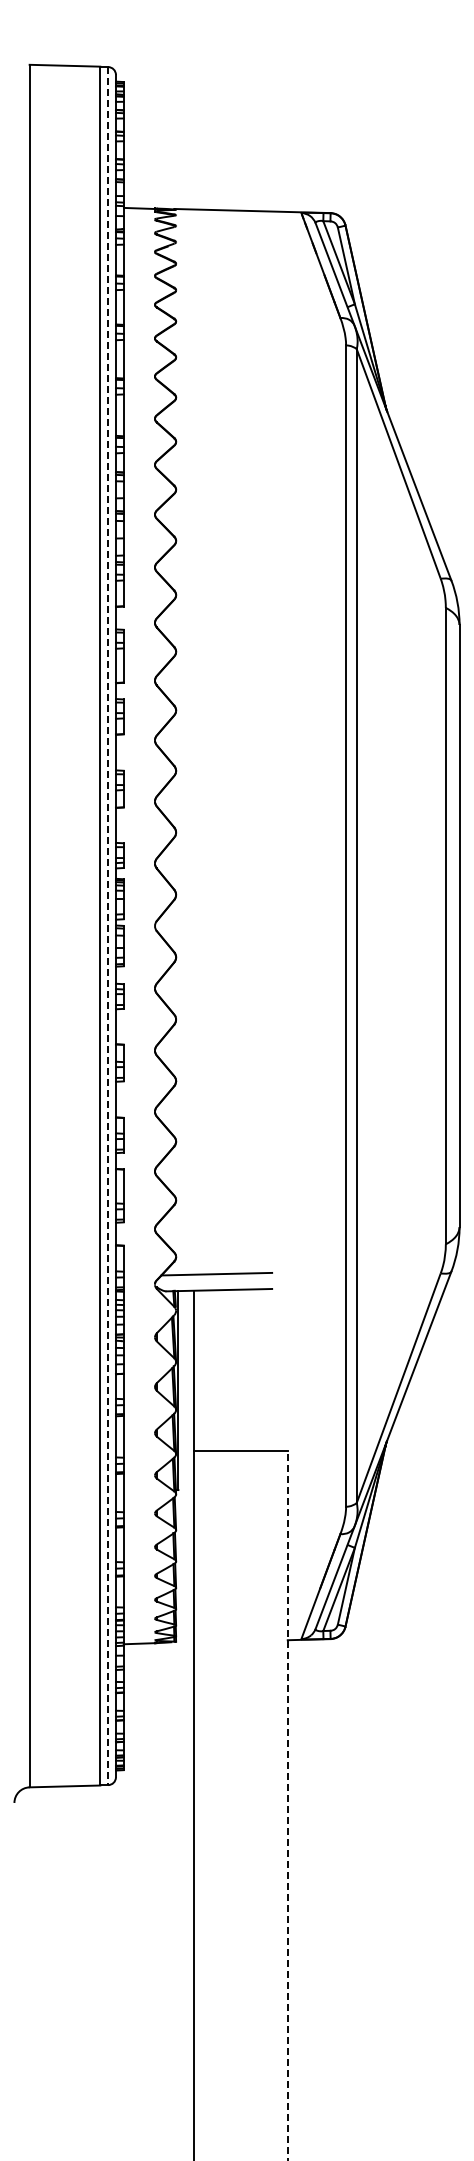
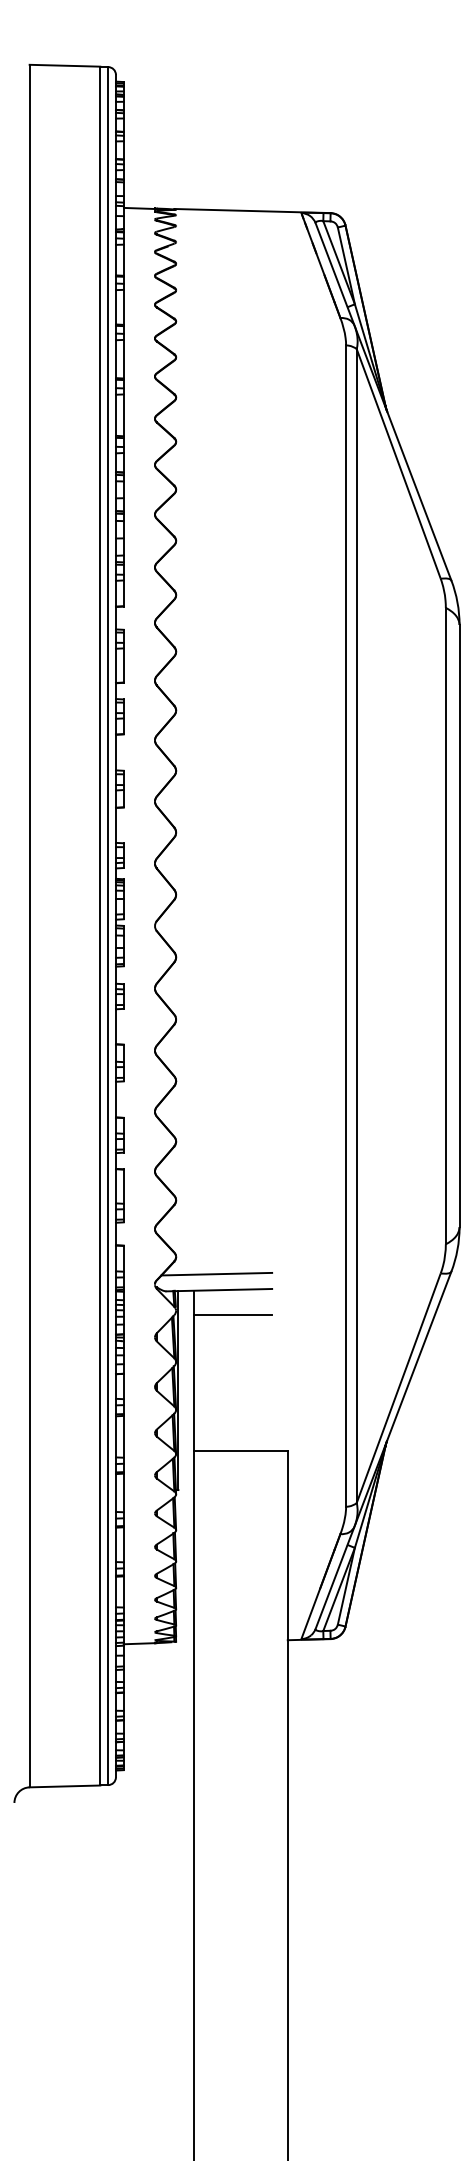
line: dashed -> solid (108, 926)
line: none -> present (233, 1315)
line: dashed -> solid (287, 1805)
